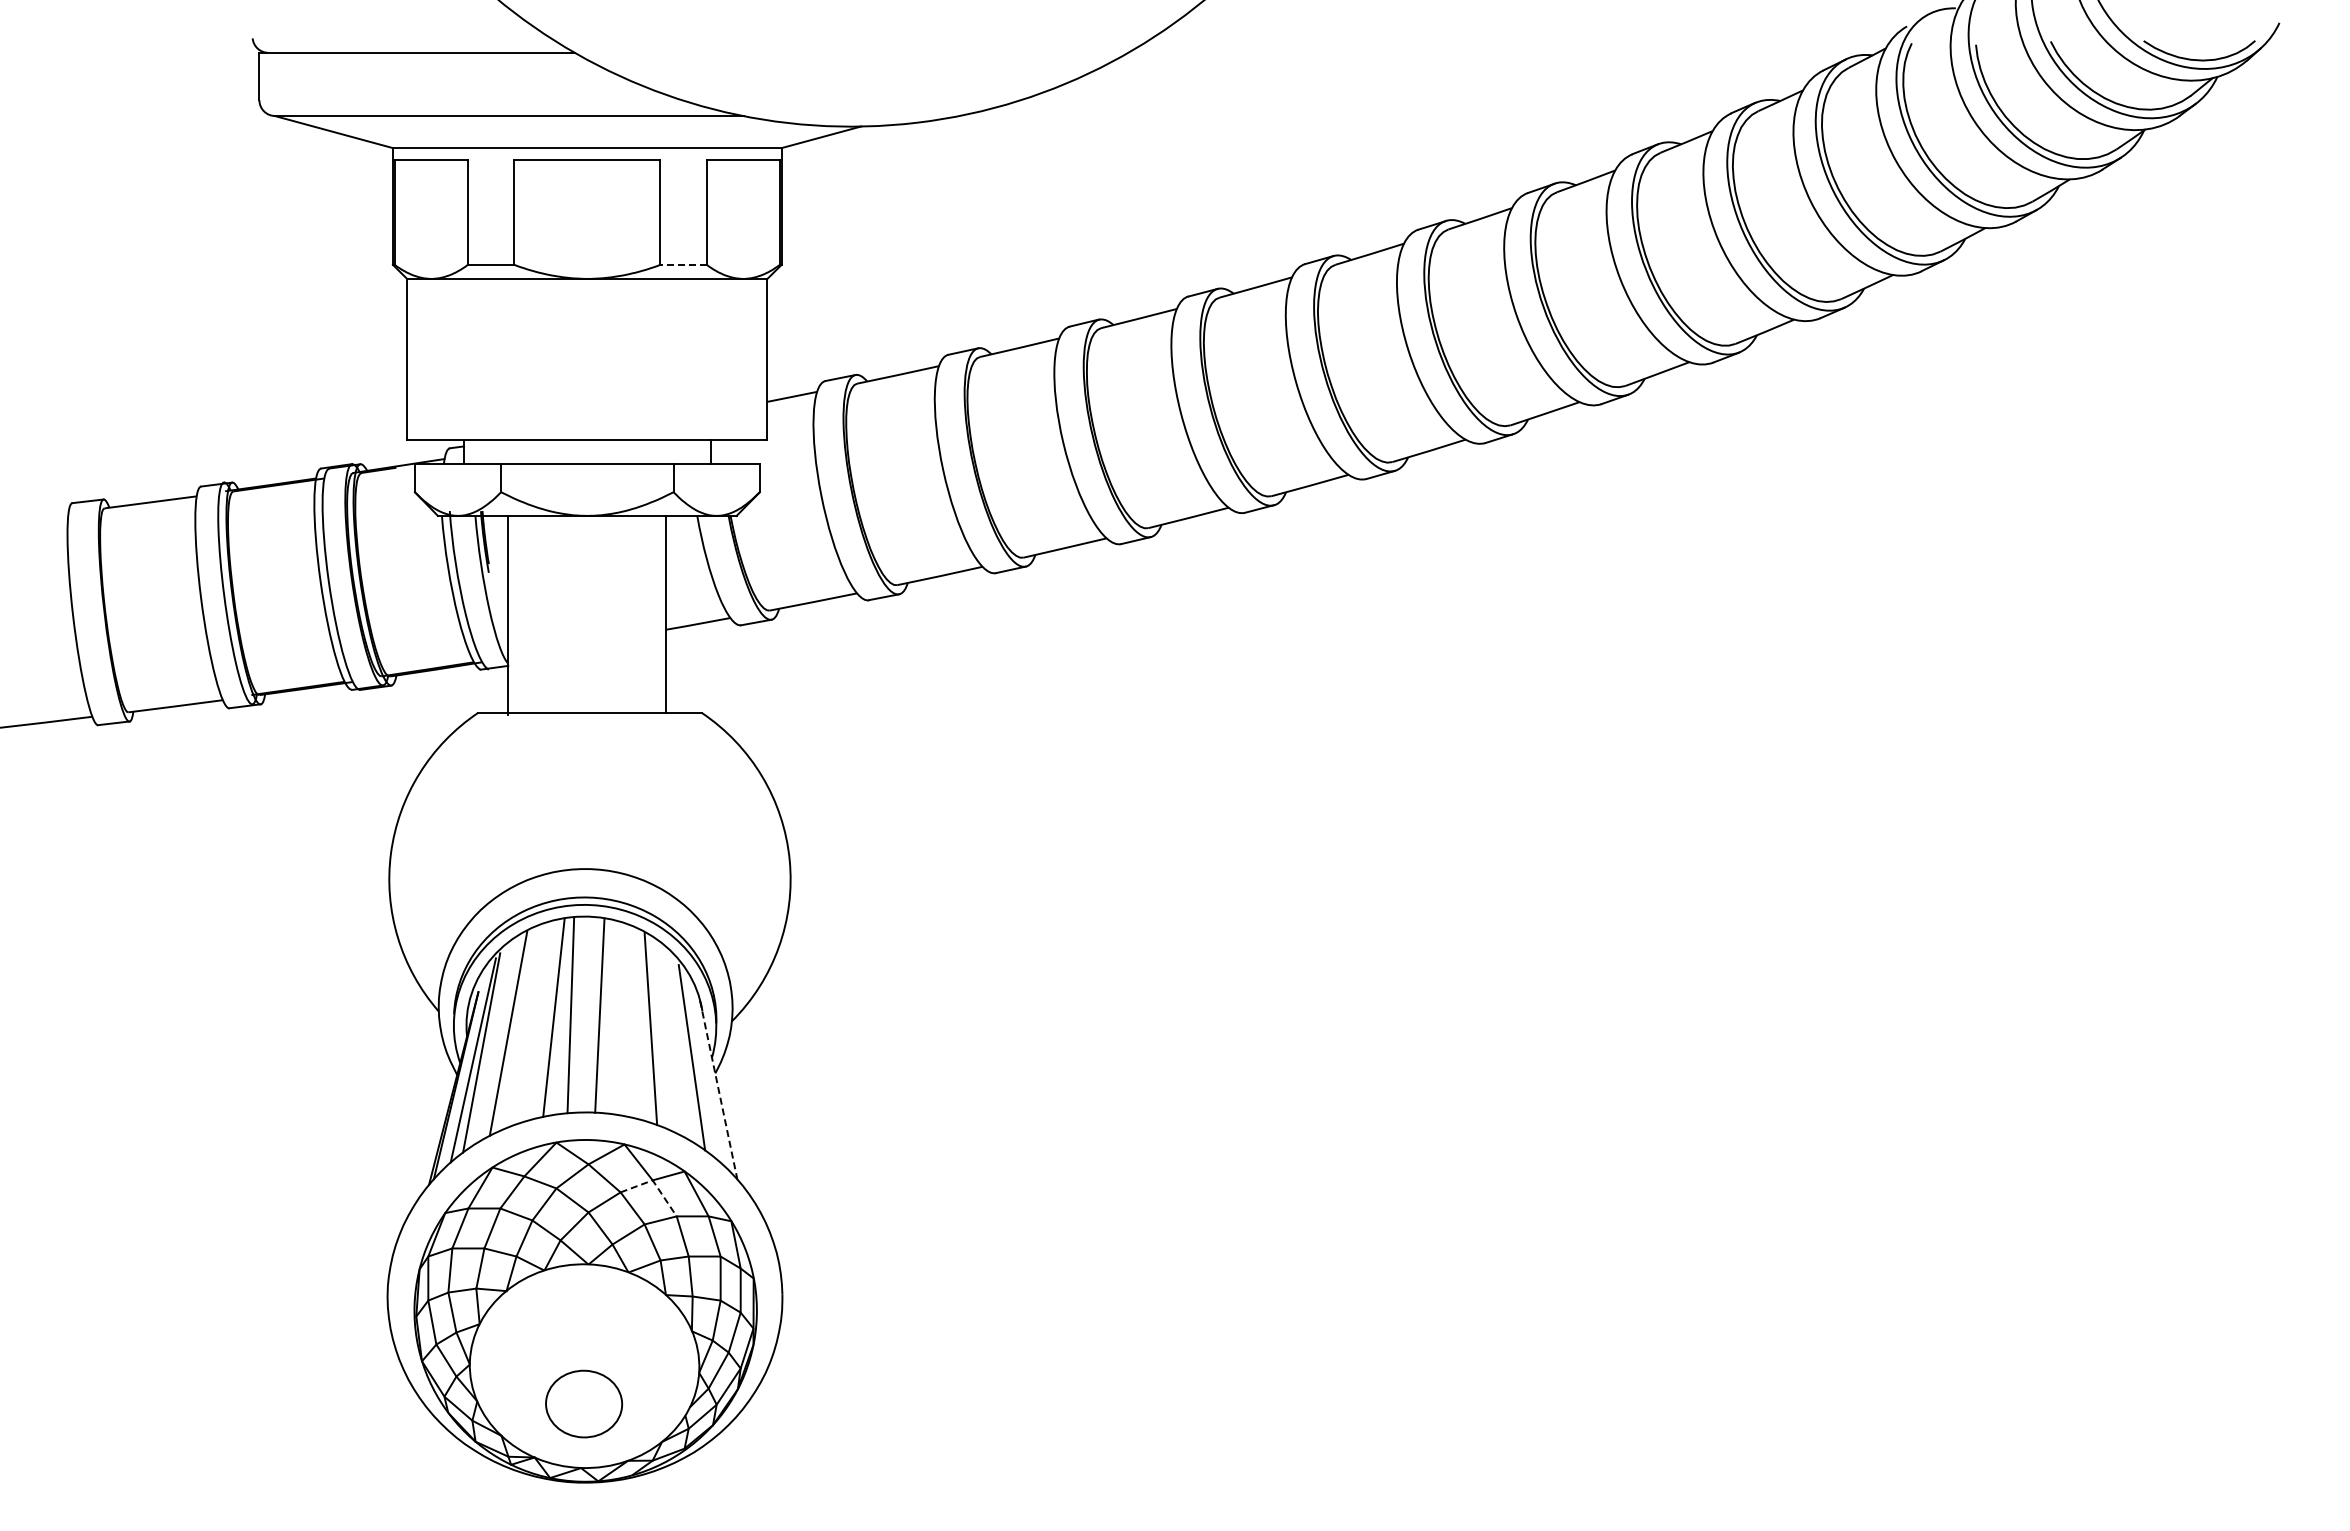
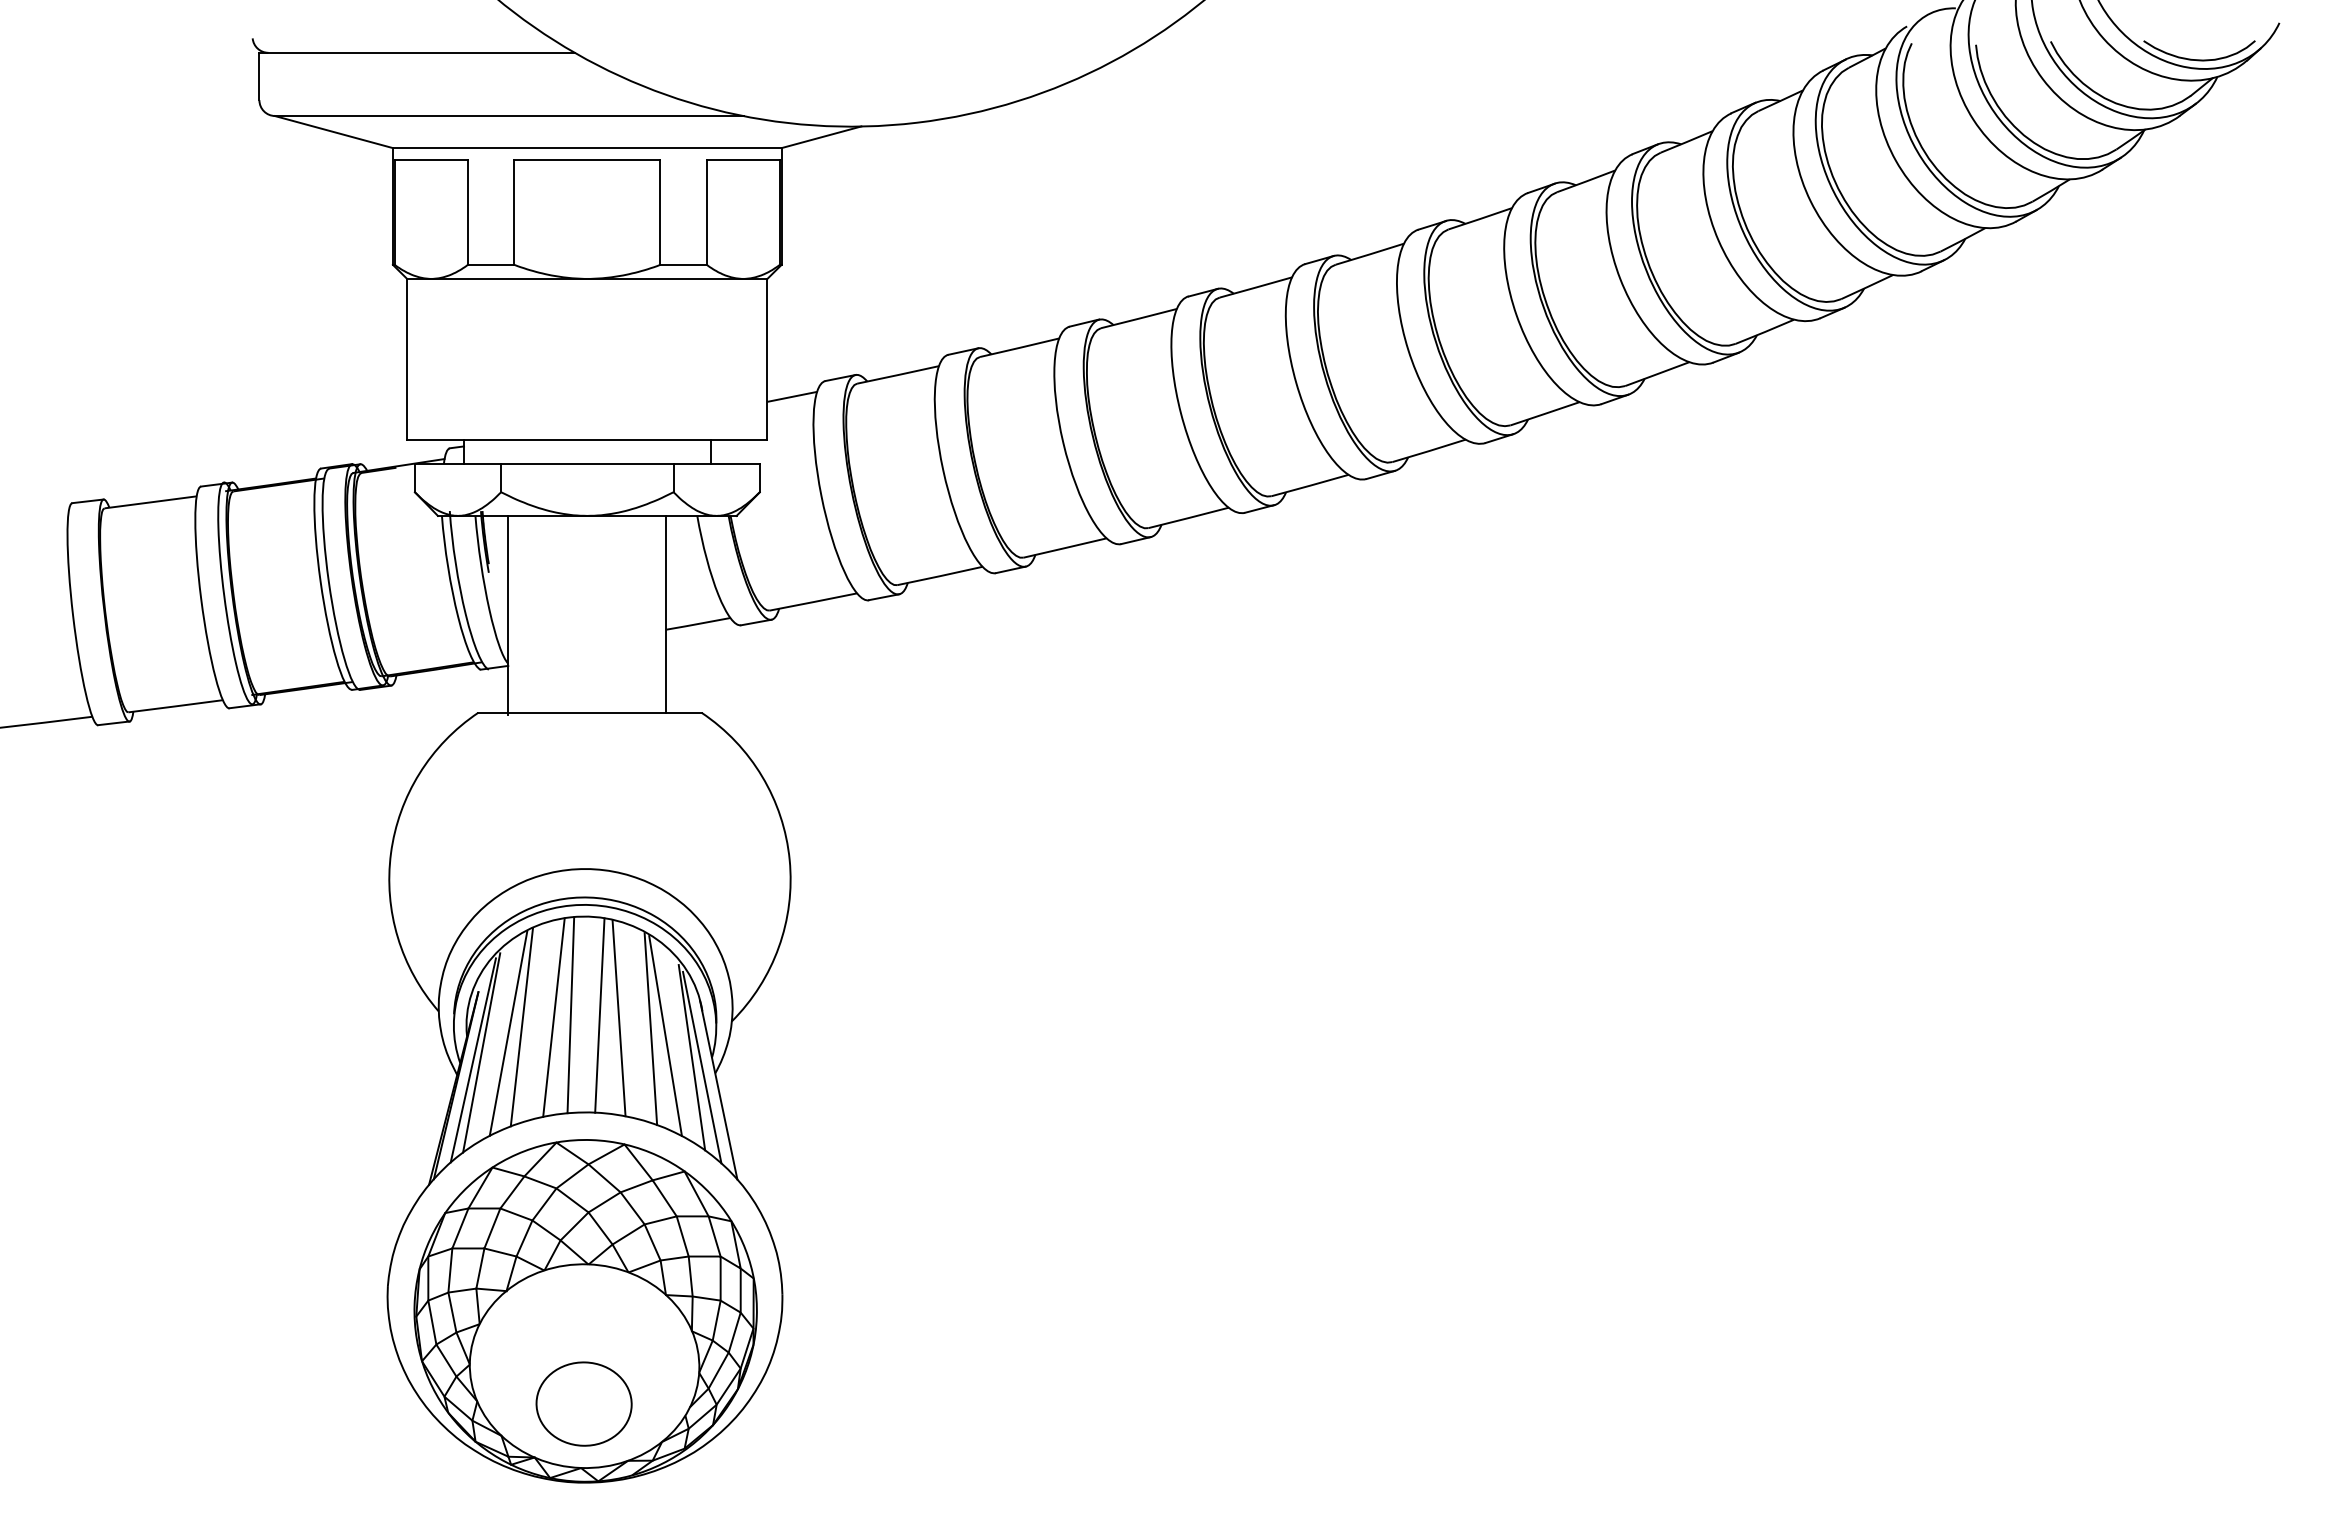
line: dashed -> solid (683, 264)
line: none -> present (618, 1018)
line: none -> present (521, 1027)
line: none -> present (665, 1035)
line: none -> present (702, 1067)
line: dashed -> solid (718, 1090)
line: dashed -> solid (654, 1183)
part size: 79x70 px -> 98x86 px (583, 1403)
